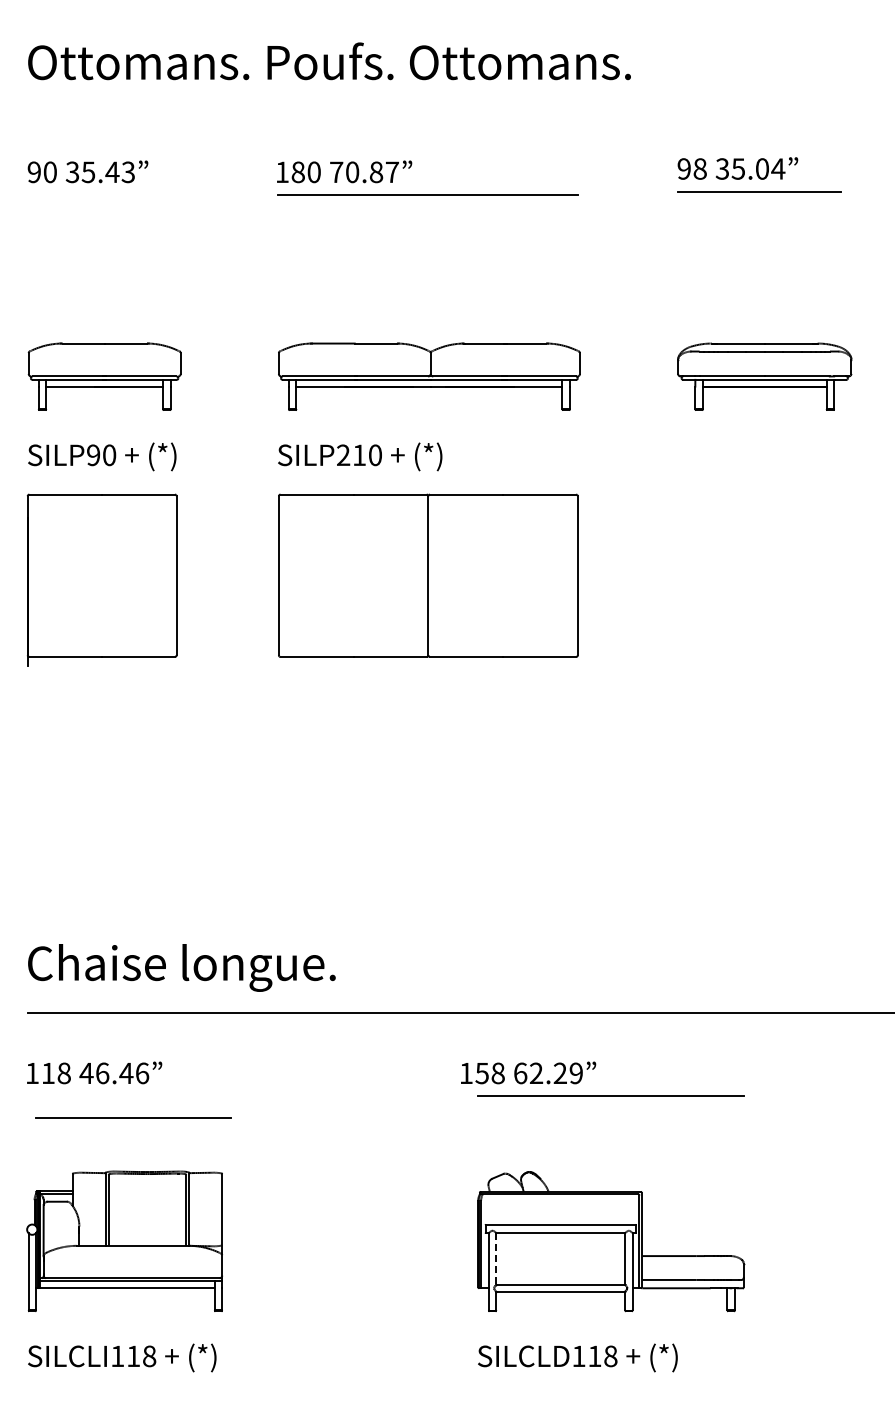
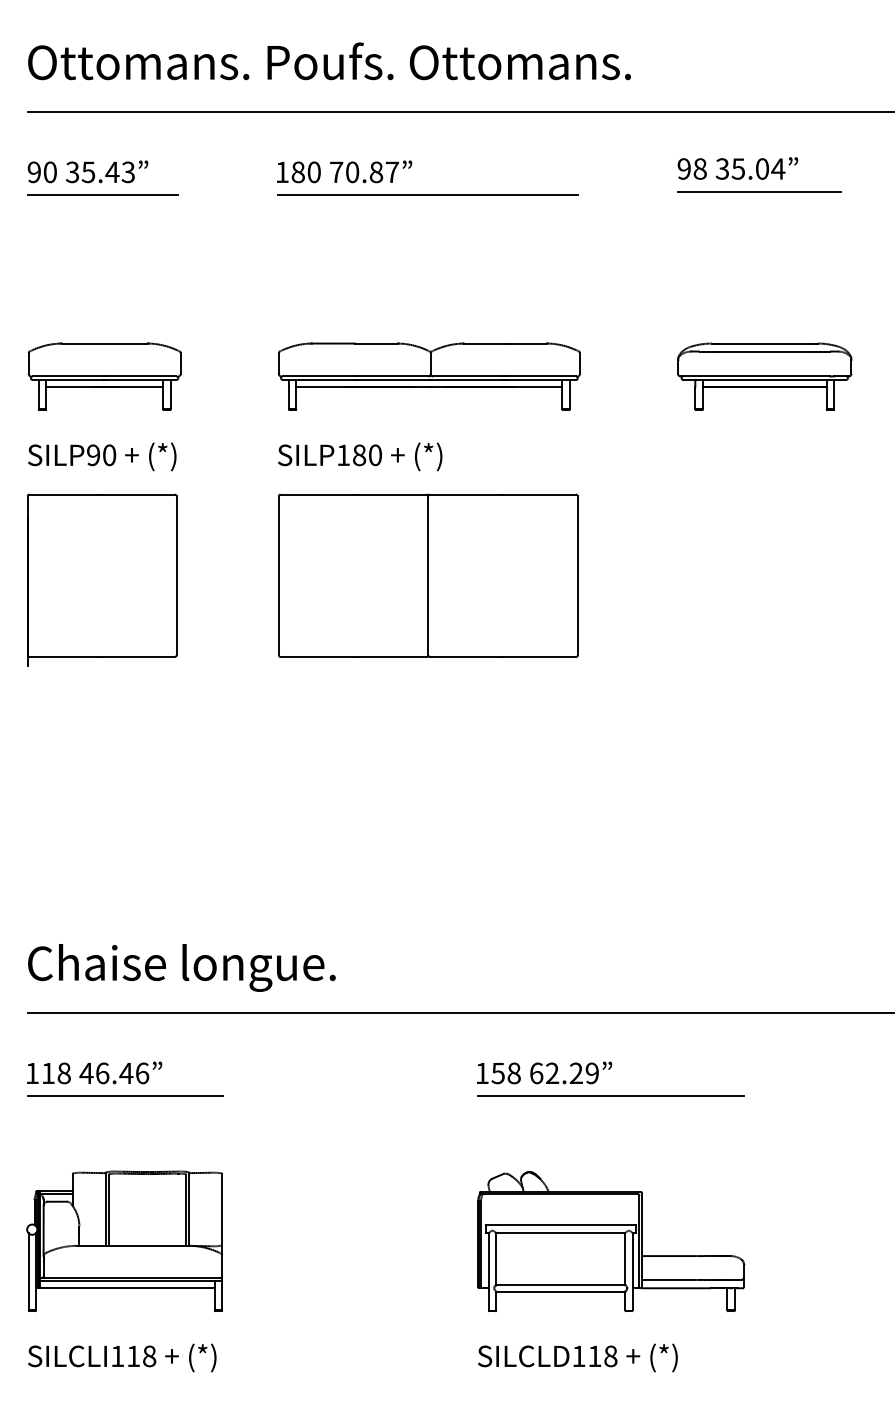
line: none -> present (459, 112)
line: none -> present (102, 194)
text: SILP210 -> SILP180 (351, 455)
text position: (528, 1072) -> (544, 1072) (544, 1072)
line position: (133, 1117) -> (125, 1095) (125, 1095)
line: dashed -> solid (496, 1258)
